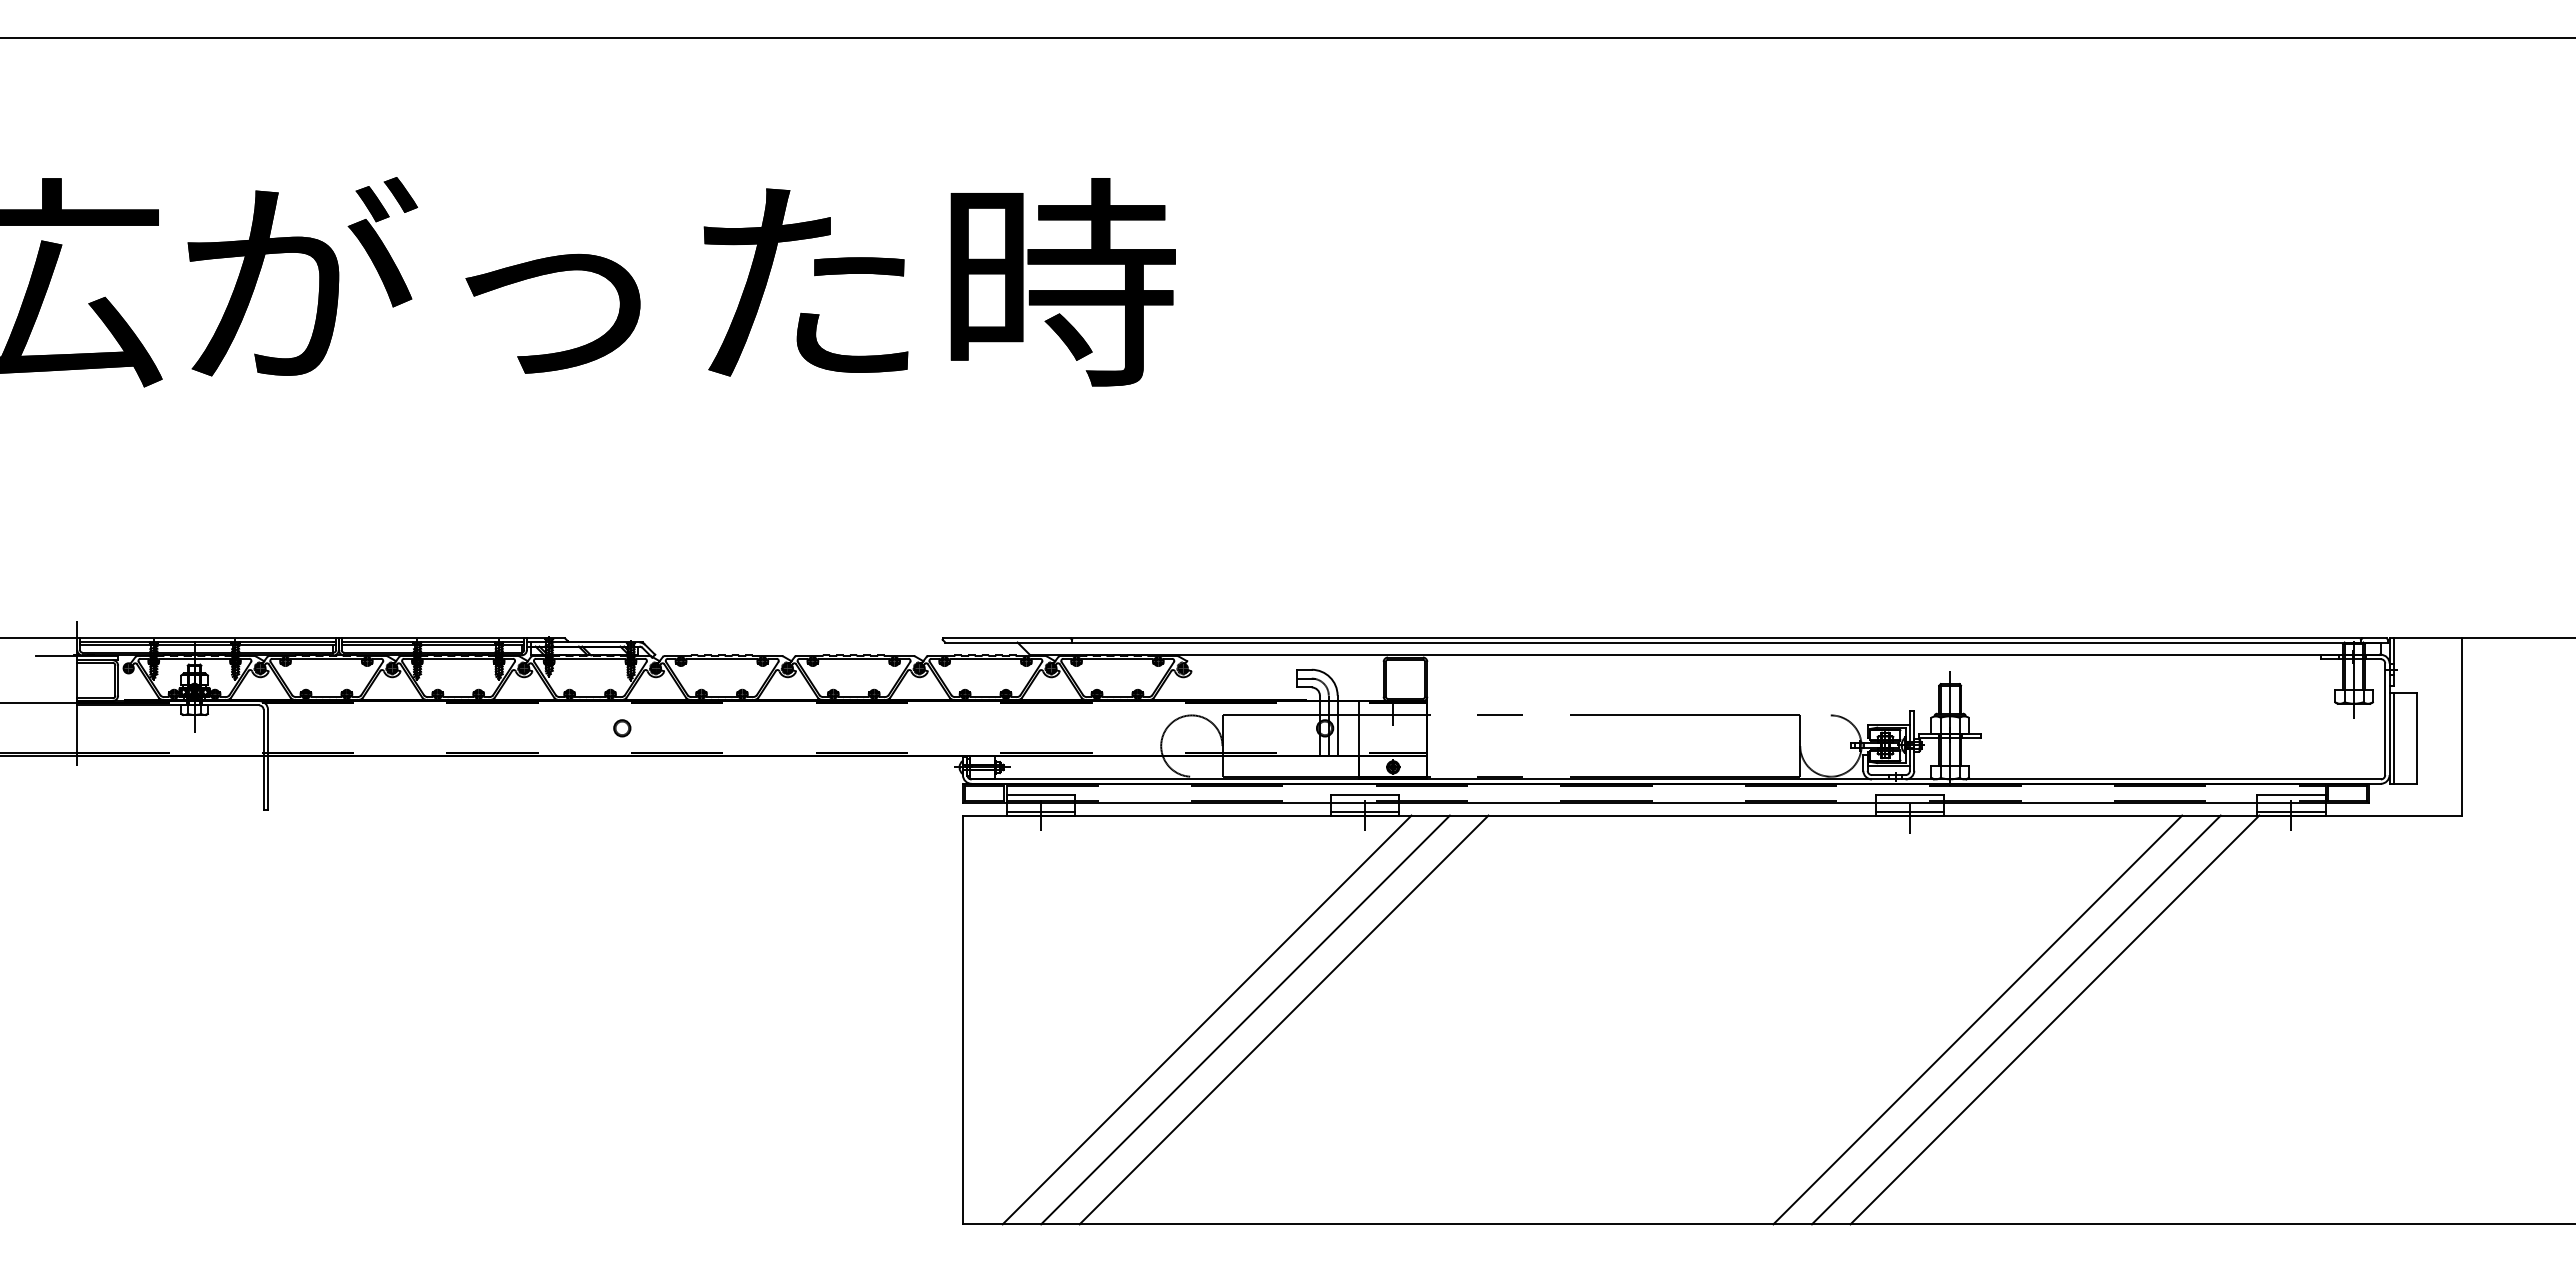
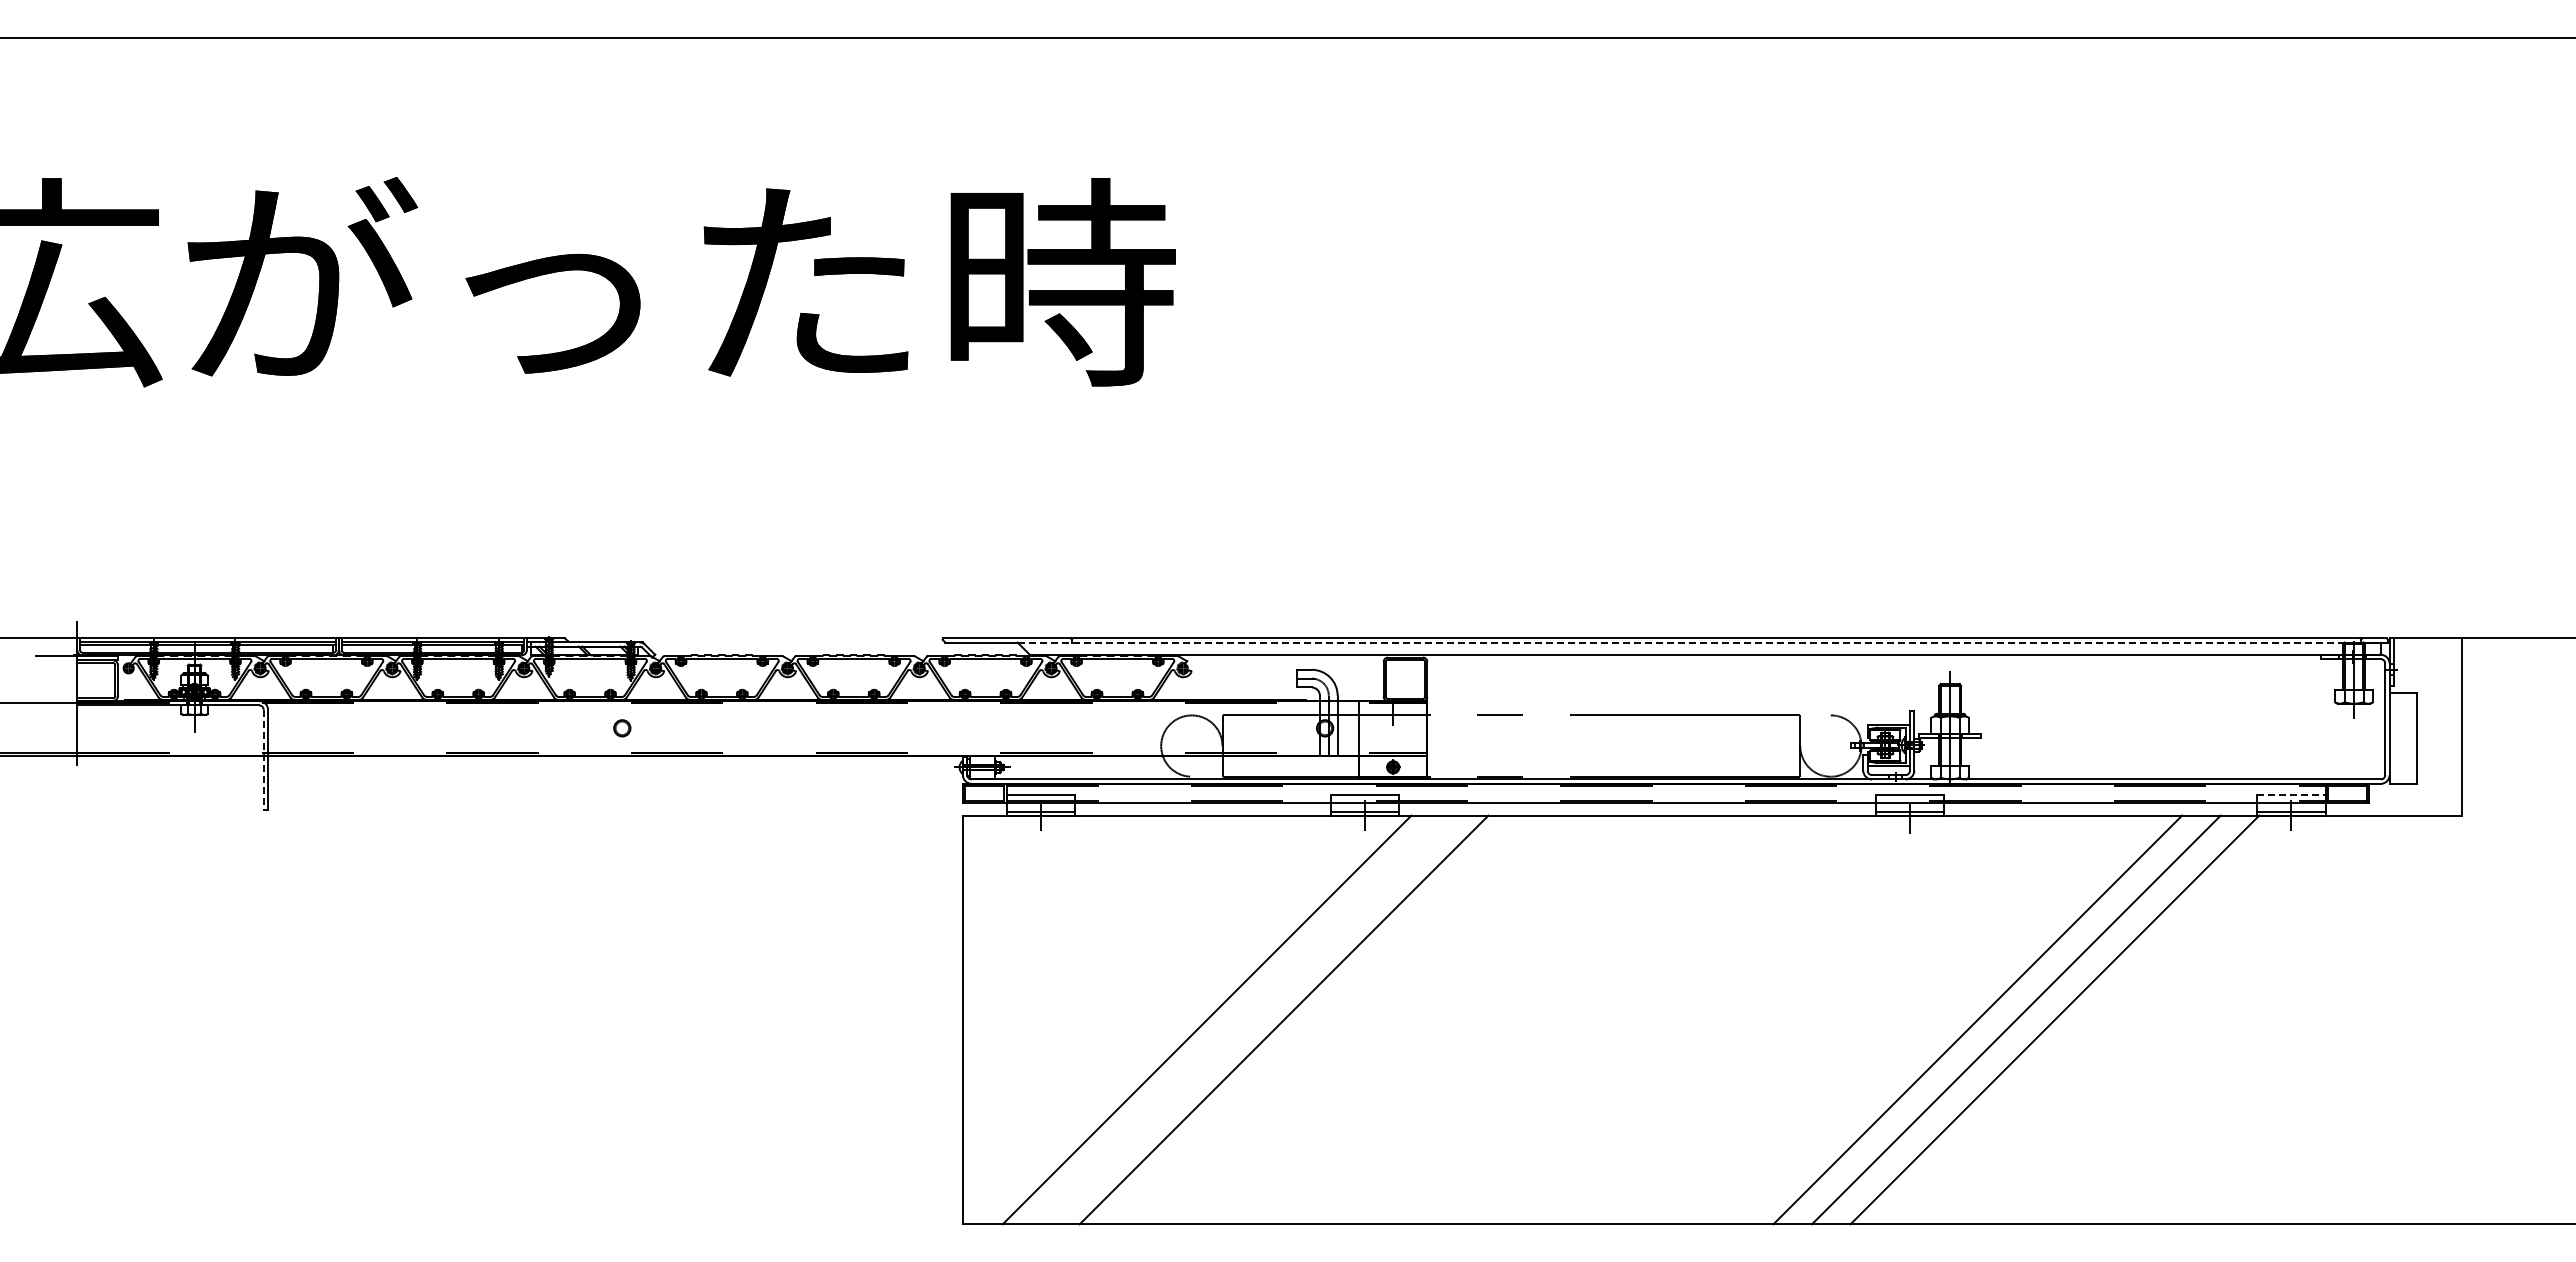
line: solid -> dashed (1698, 642)
line: present -> none (2393, 737)
line: solid -> dashed (263, 760)
line: solid -> dashed (2291, 795)
line: present -> none (1245, 1019)
